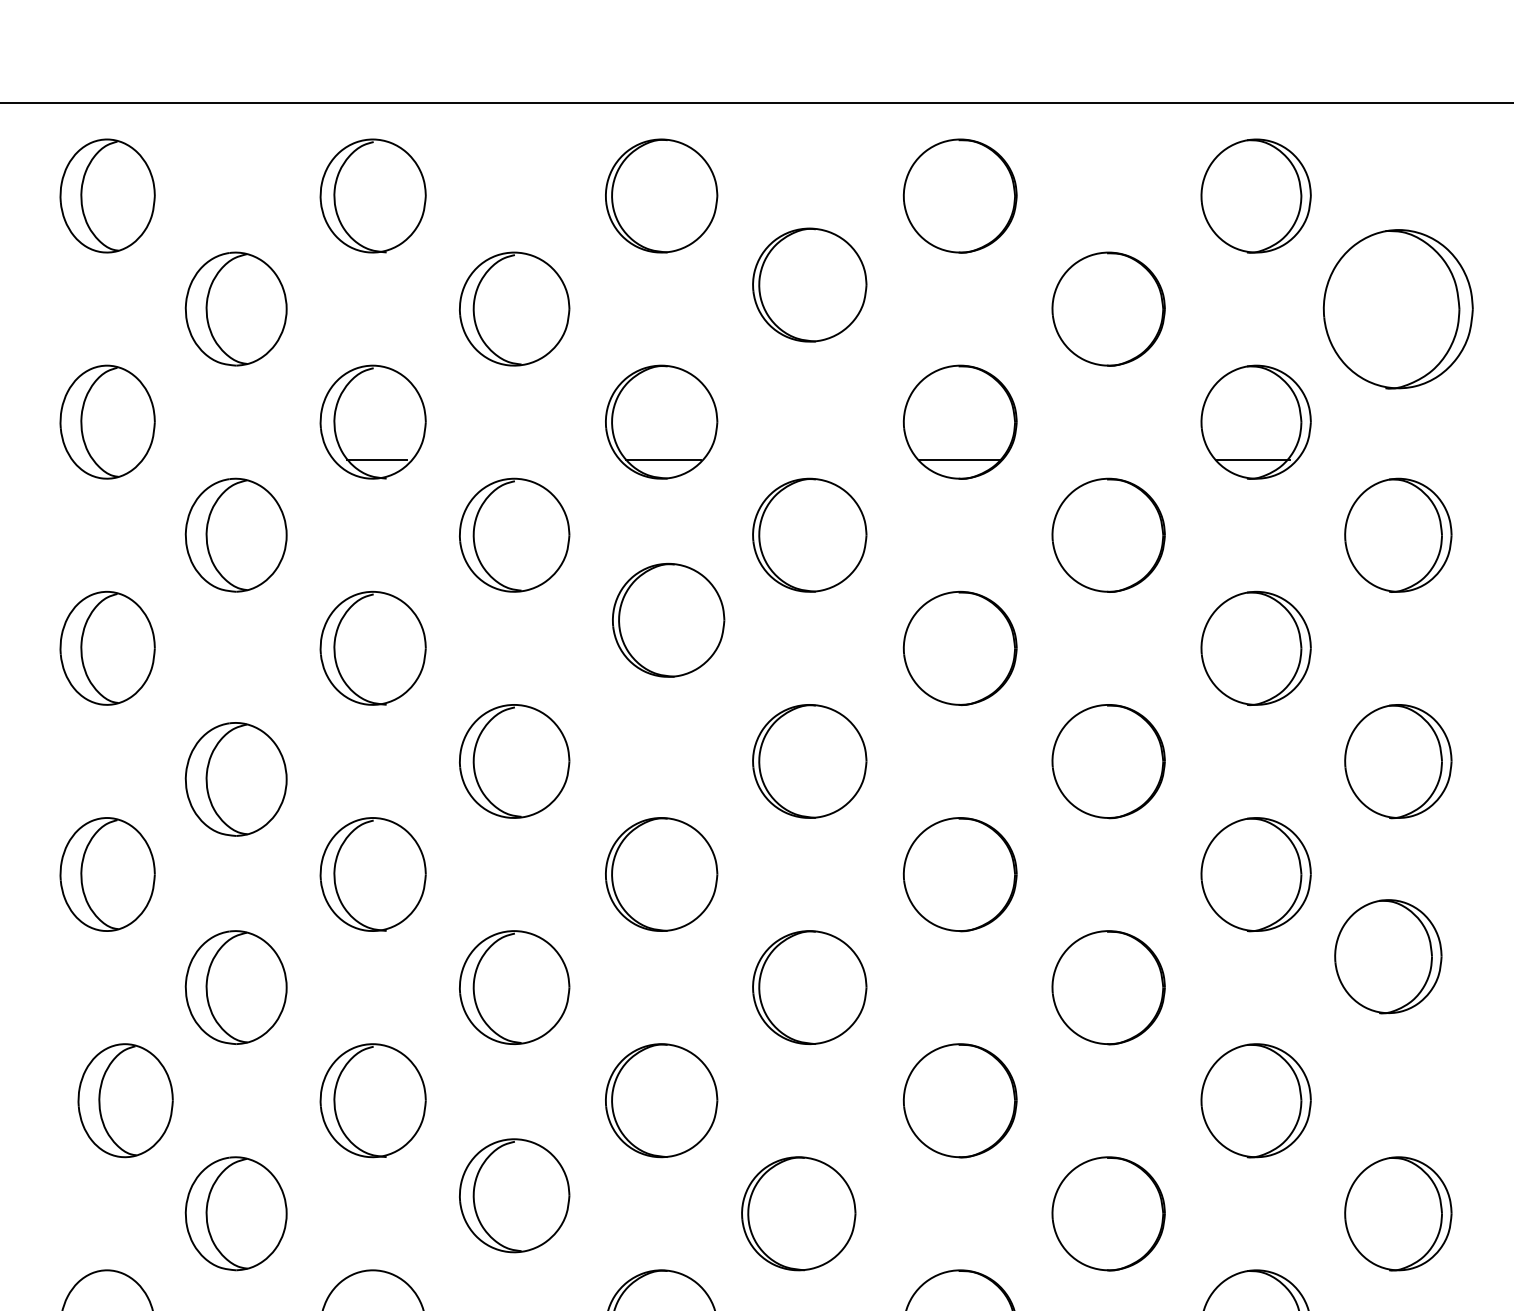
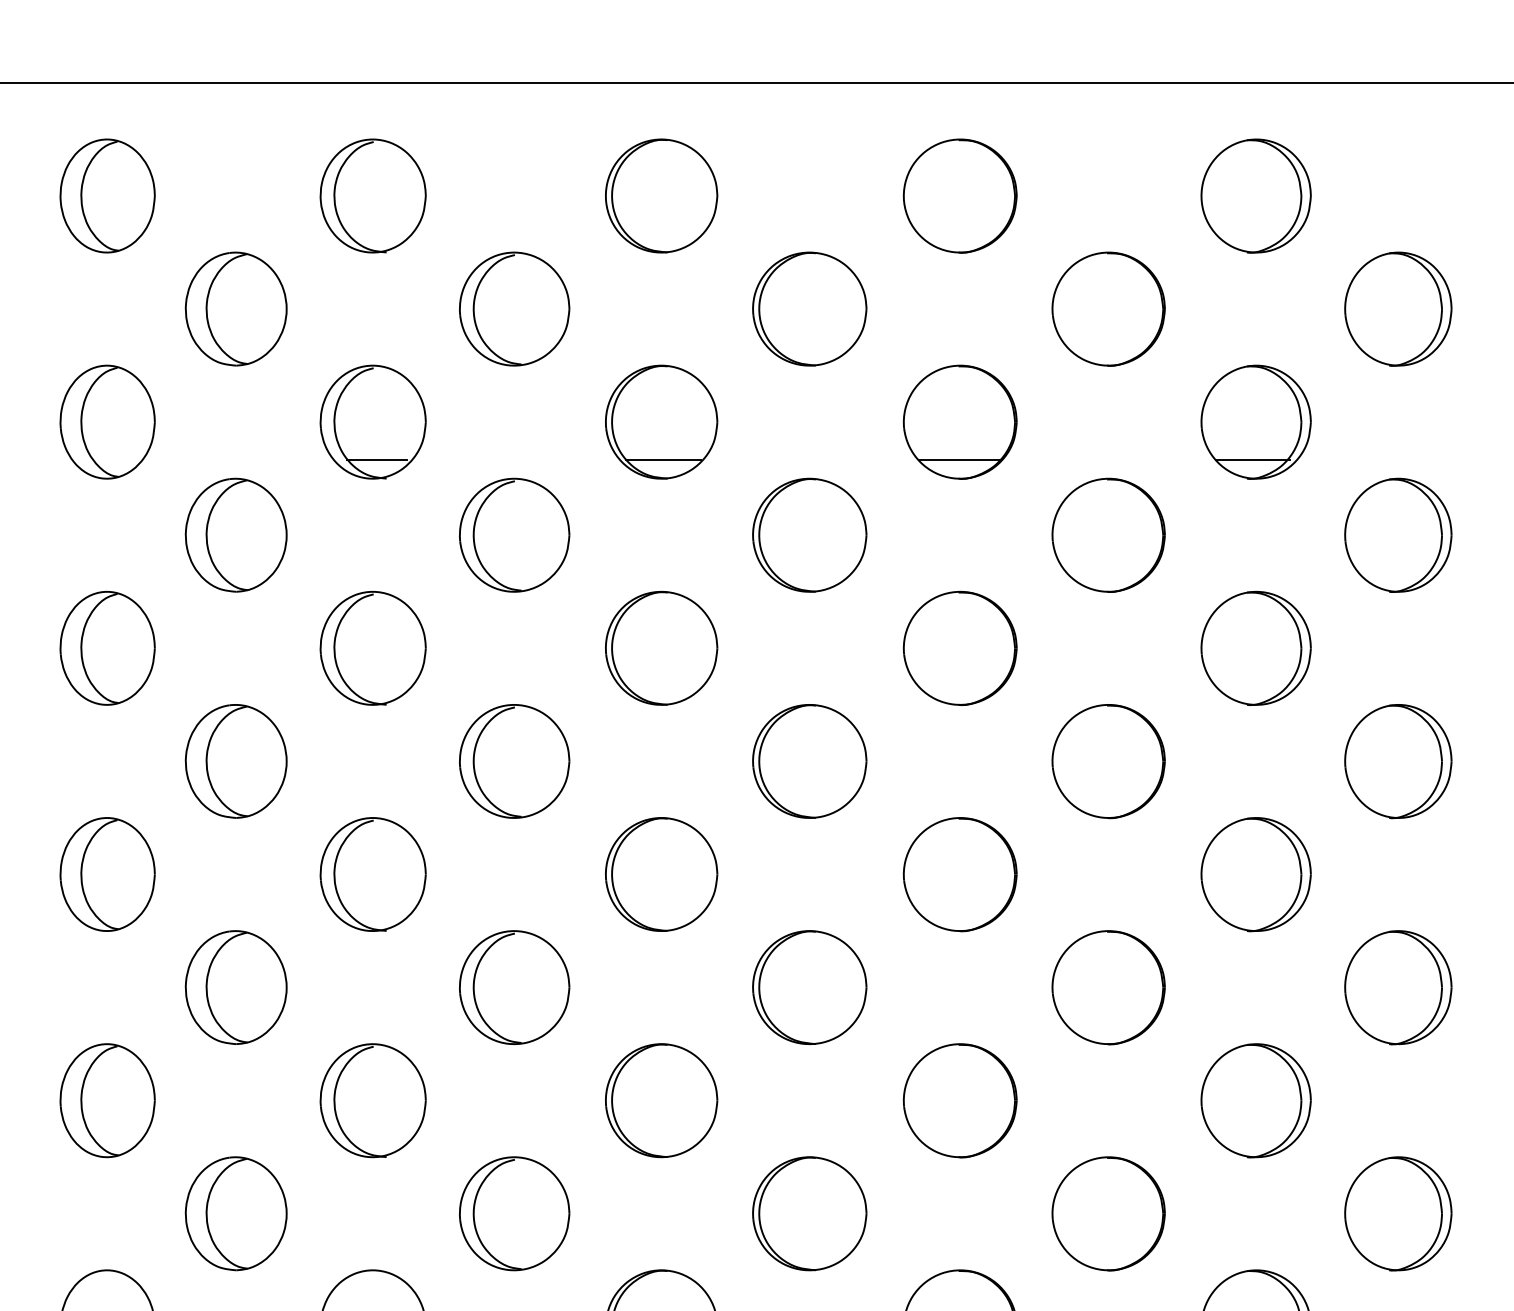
line position: (756, 102) -> (756, 82) (756, 82)
part position: (809, 284) -> (809, 308) (809, 308)
part size: 152x161 px -> 109x116 px (1398, 308)
part position: (668, 619) -> (661, 647) (661, 647)
part position: (235, 779) -> (235, 761) (235, 761)
part position: (1388, 956) -> (1398, 987) (1398, 987)
part position: (125, 1100) -> (107, 1100) (107, 1100)
part position: (514, 1195) -> (514, 1213) (514, 1213)
part position: (798, 1213) -> (809, 1213) (809, 1213)
